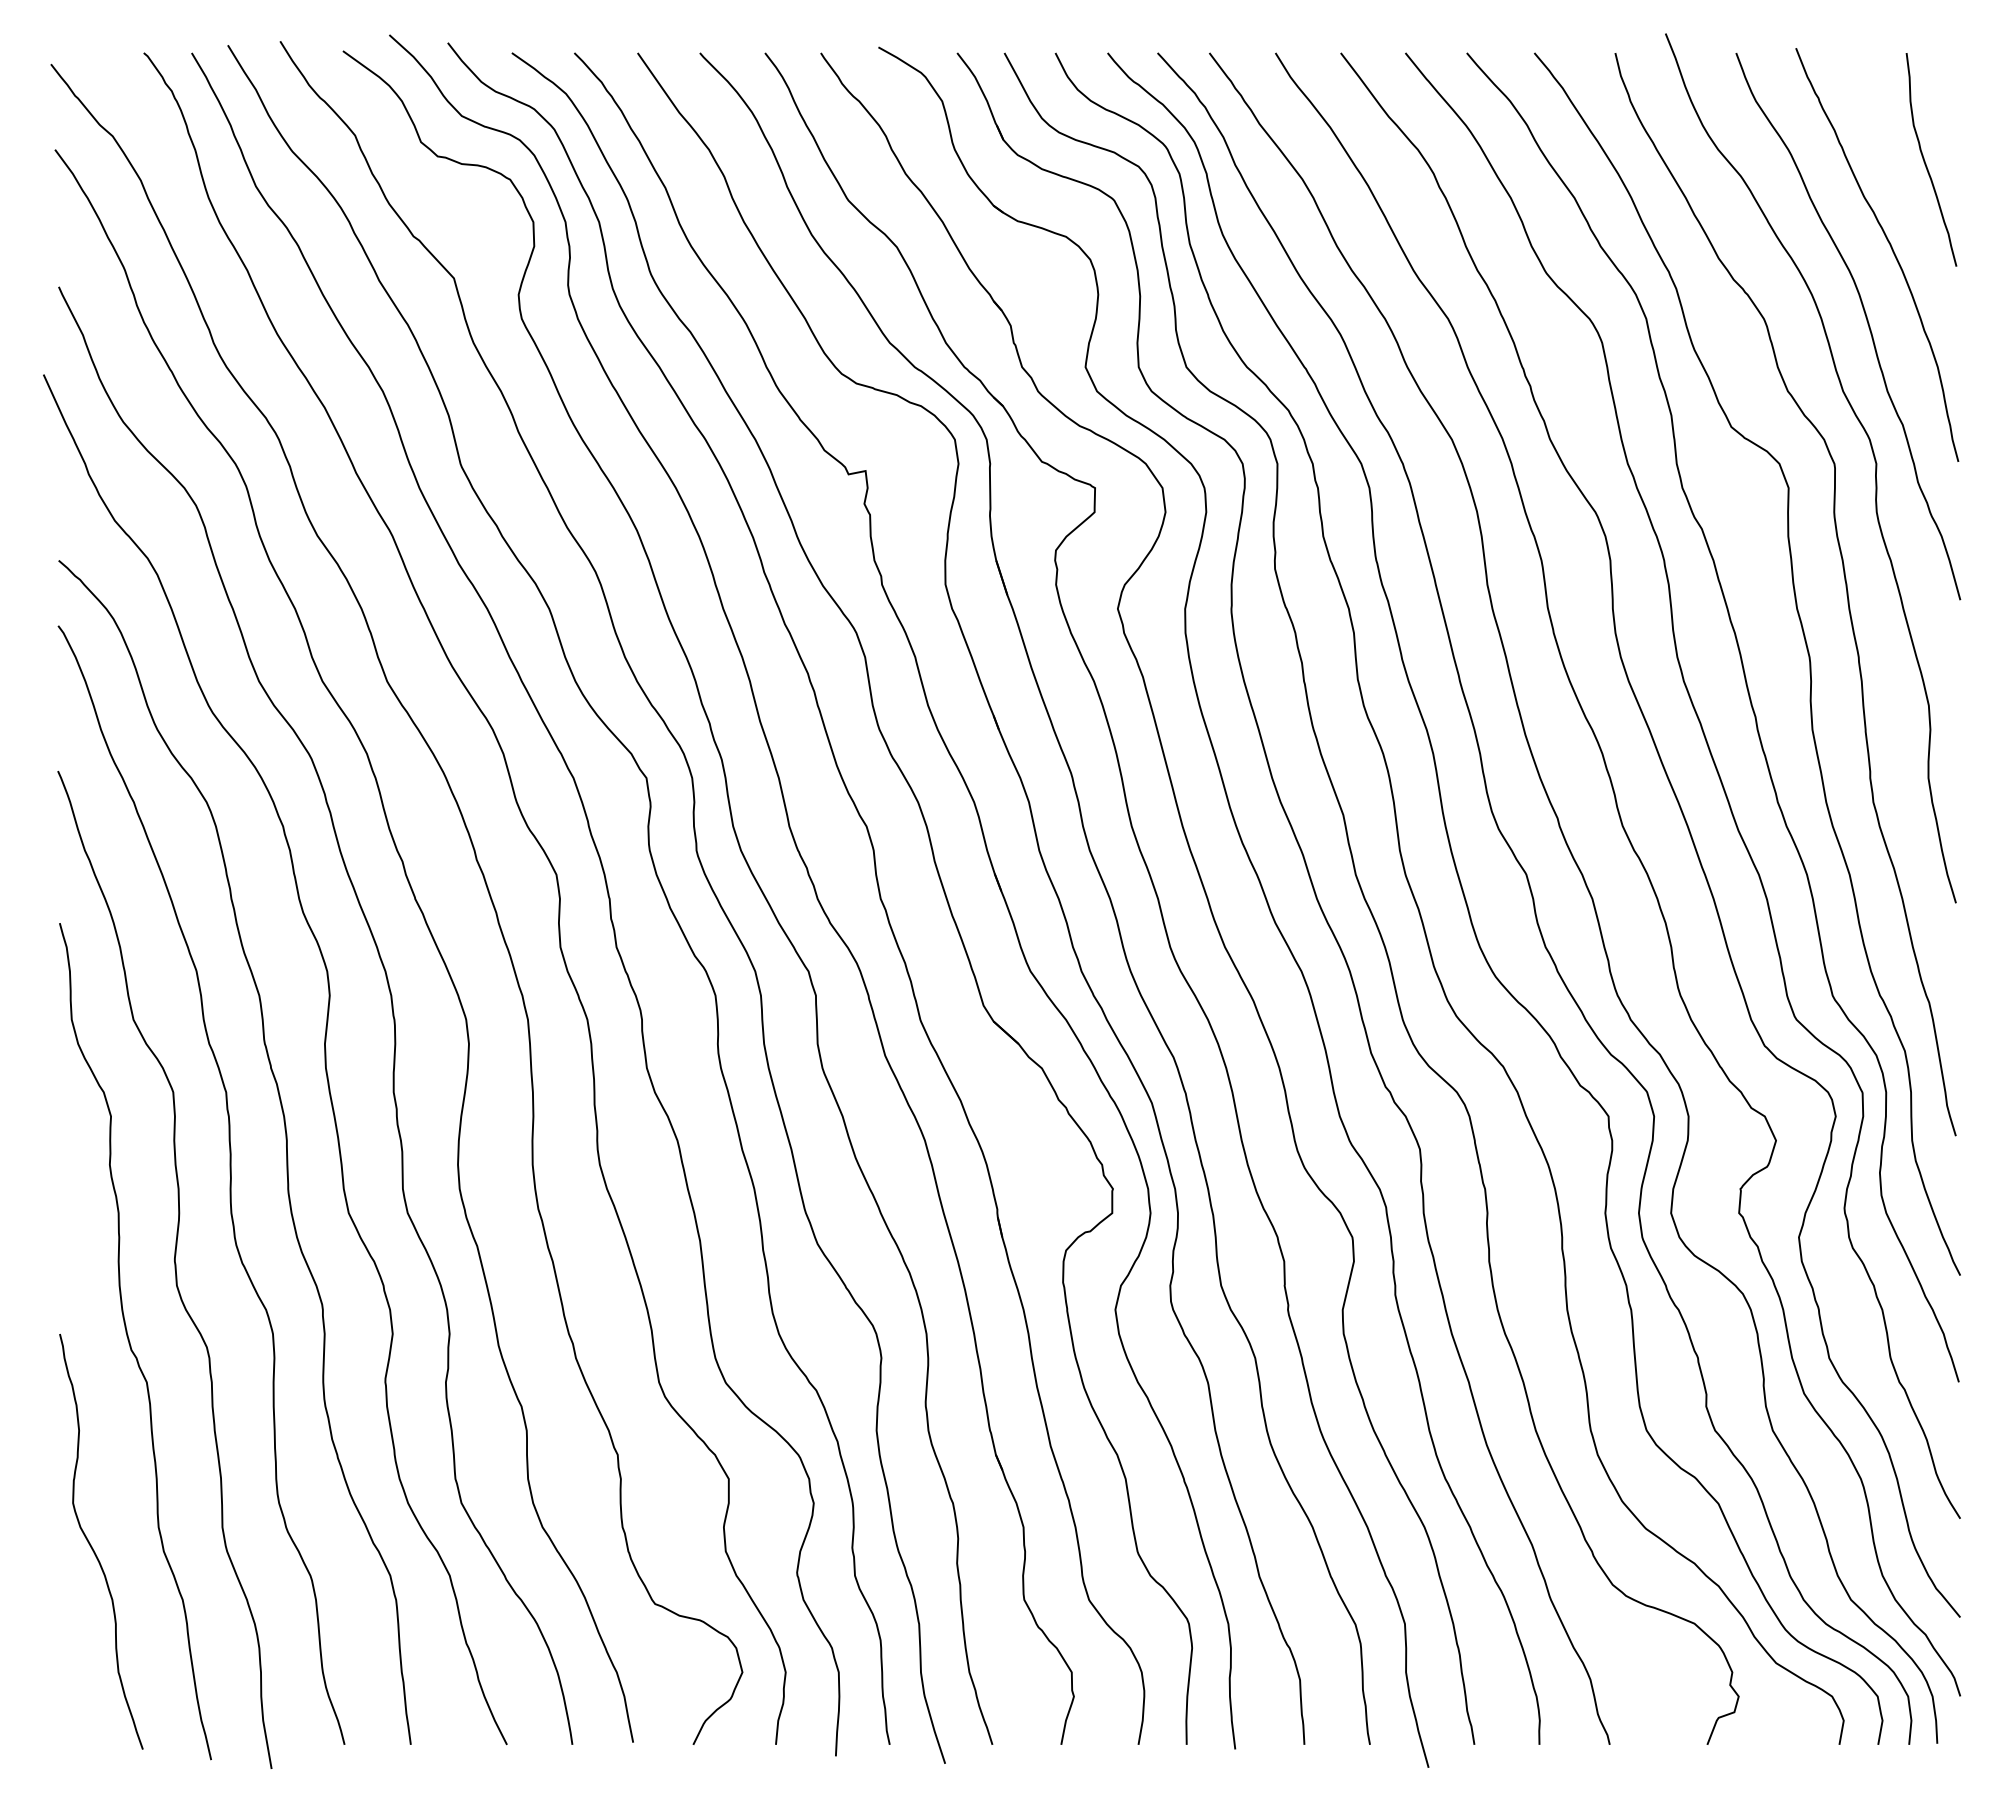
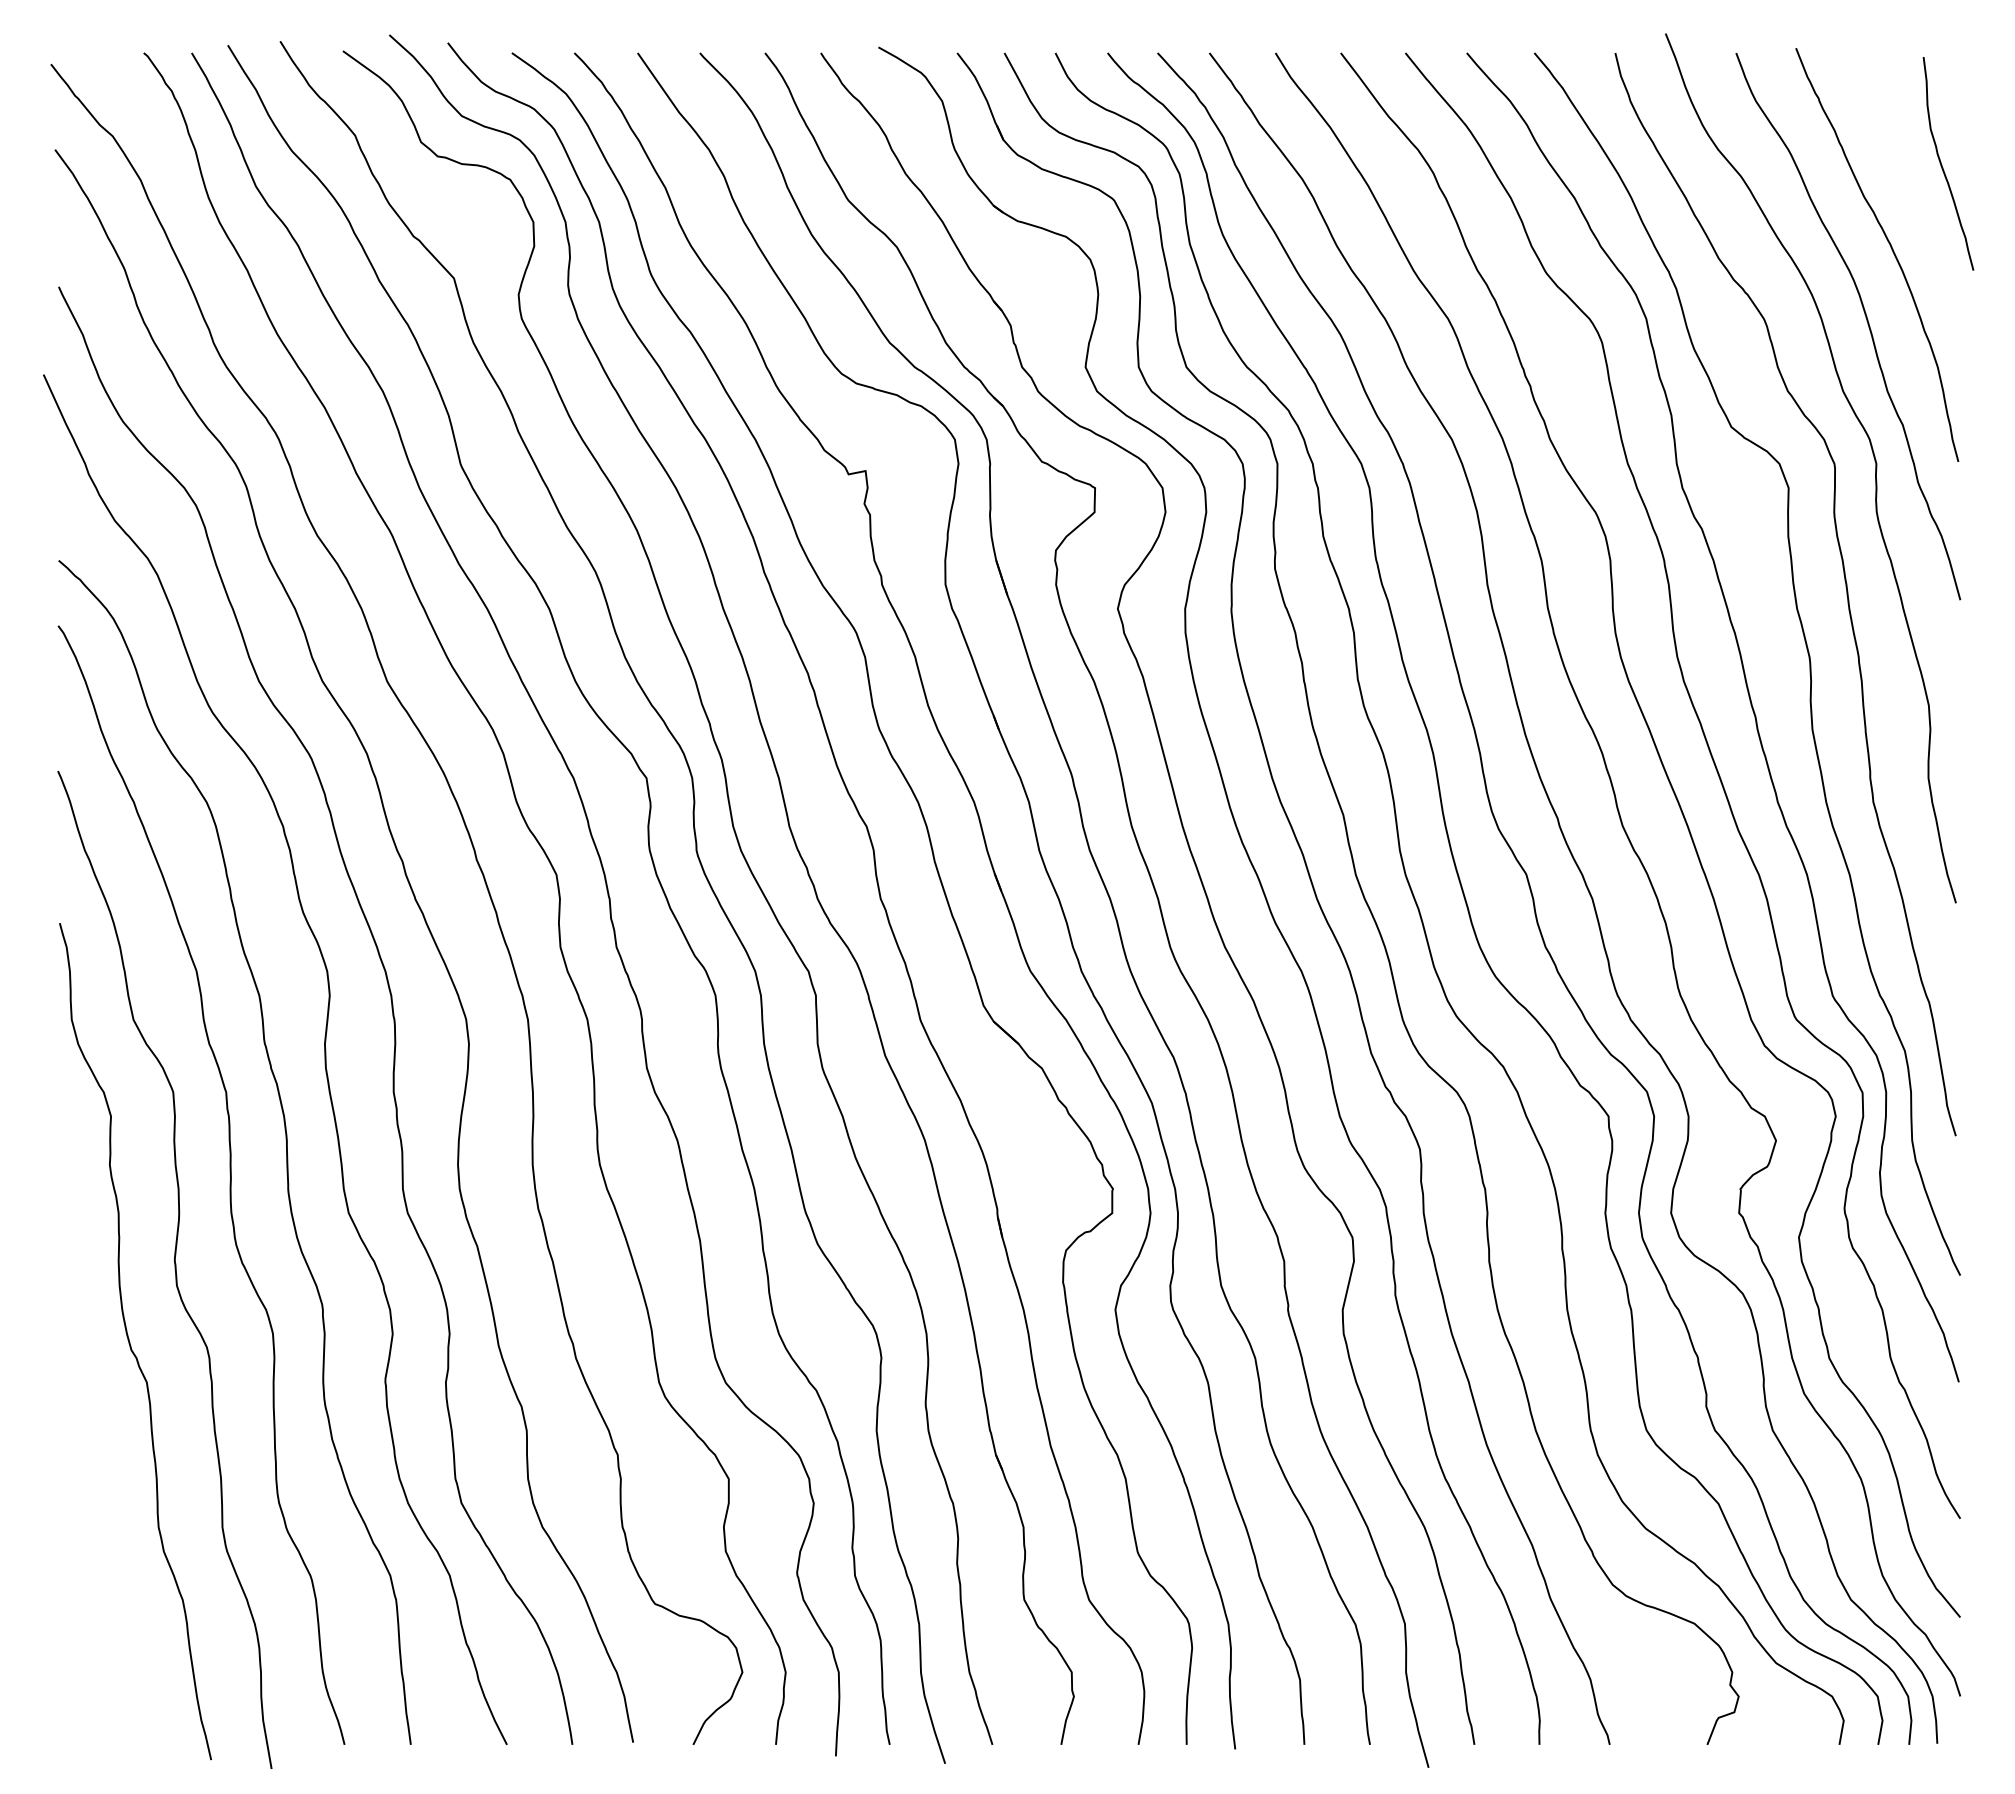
curve position: (1925, 160) -> (1942, 164) (1942, 164)
curve: present -> none (92, 1546)
